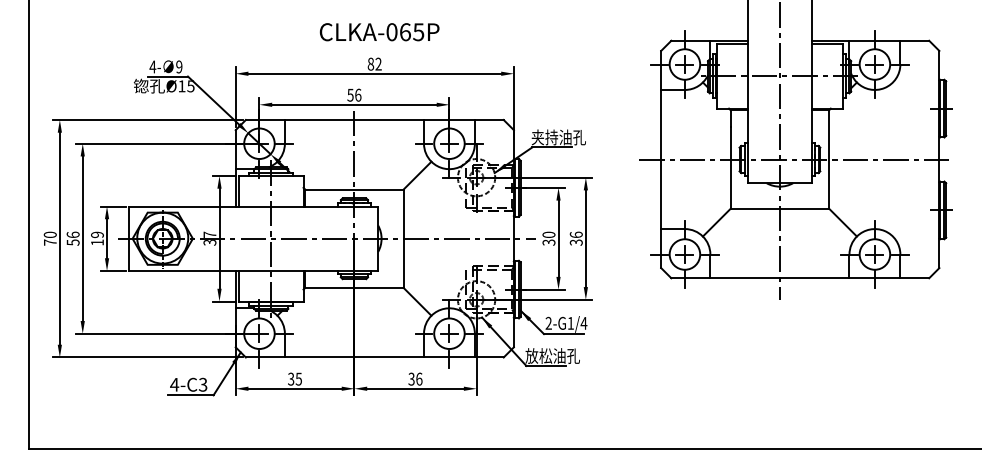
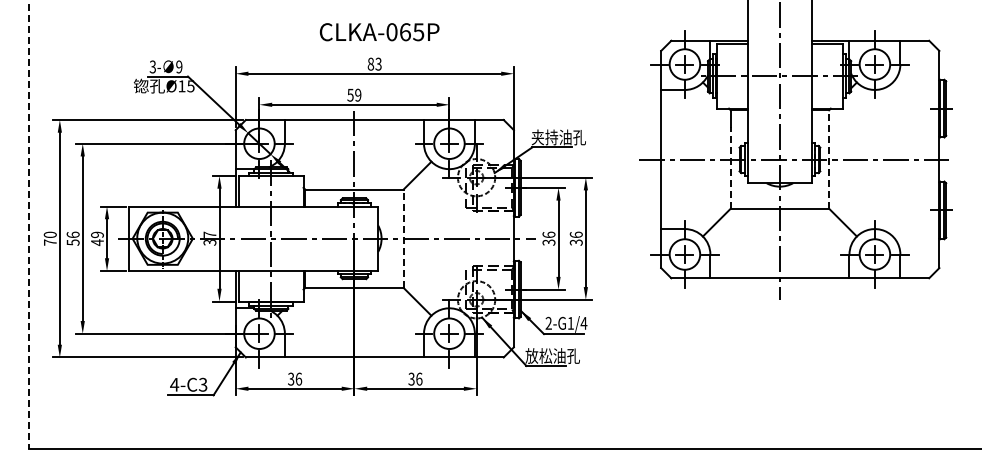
text: 82 -> 83 (378, 64)
text: 4- -> 3- (152, 66)
text: 56 -> 59 (358, 94)
line: solid -> dashed (829, 159)
line: solid -> dashed (730, 168)
line: solid -> dashed (29, 225)
text: 30 -> 36 (548, 234)
line: solid -> dashed (403, 238)
text: 19 -> 49 (97, 242)
text: 35 -> 36 (298, 378)
